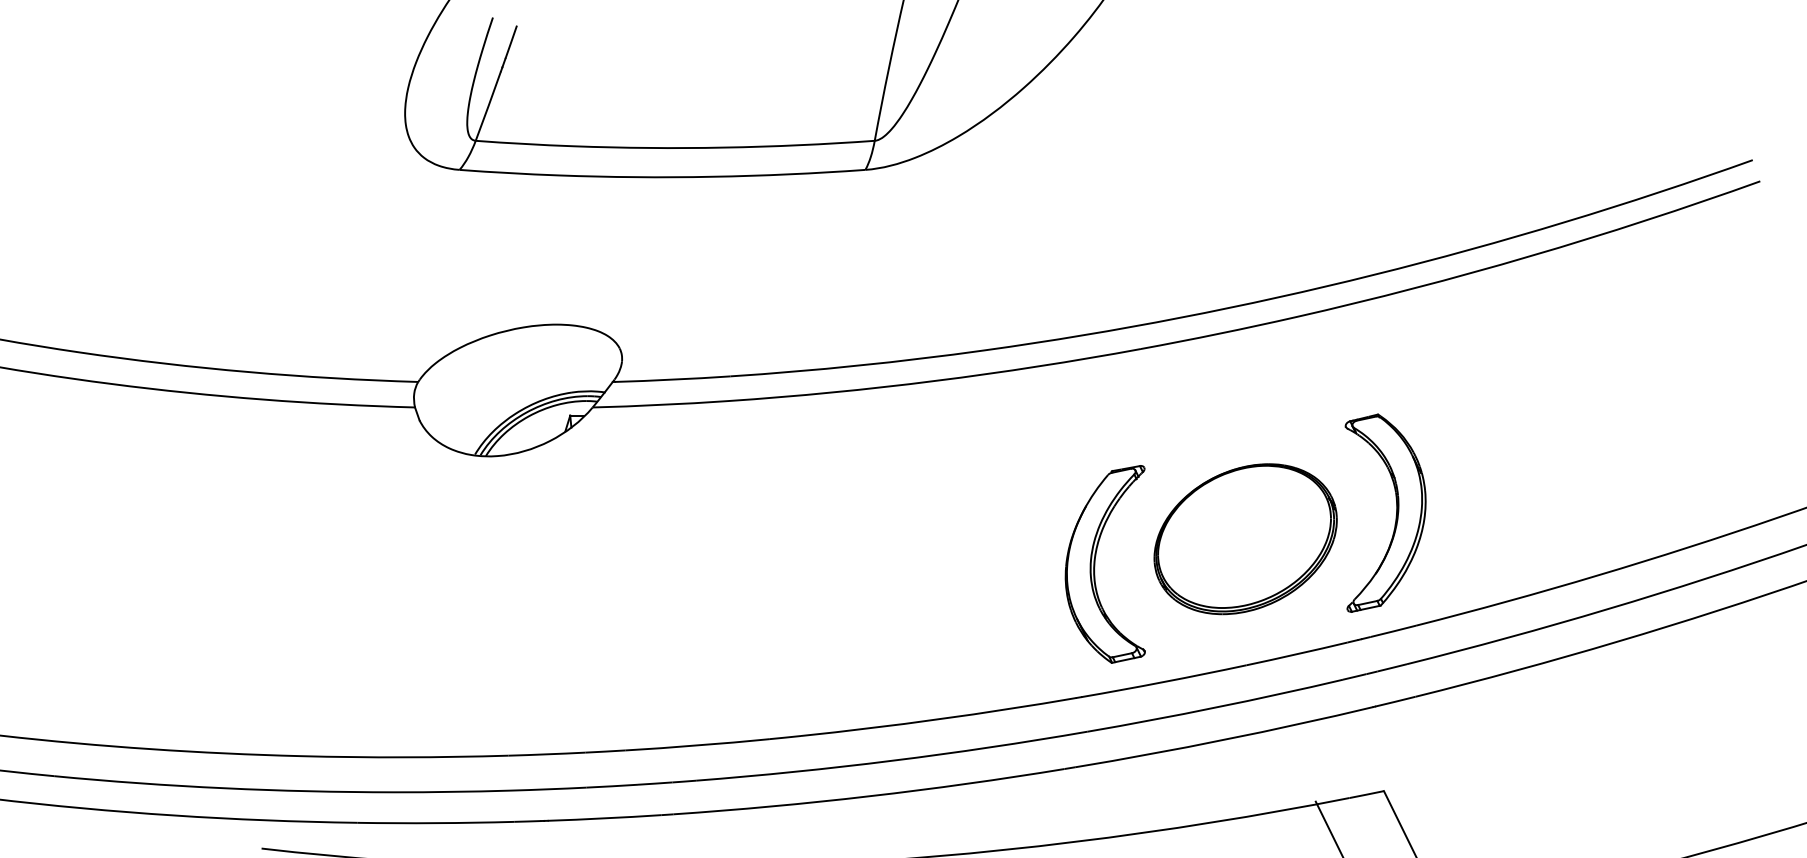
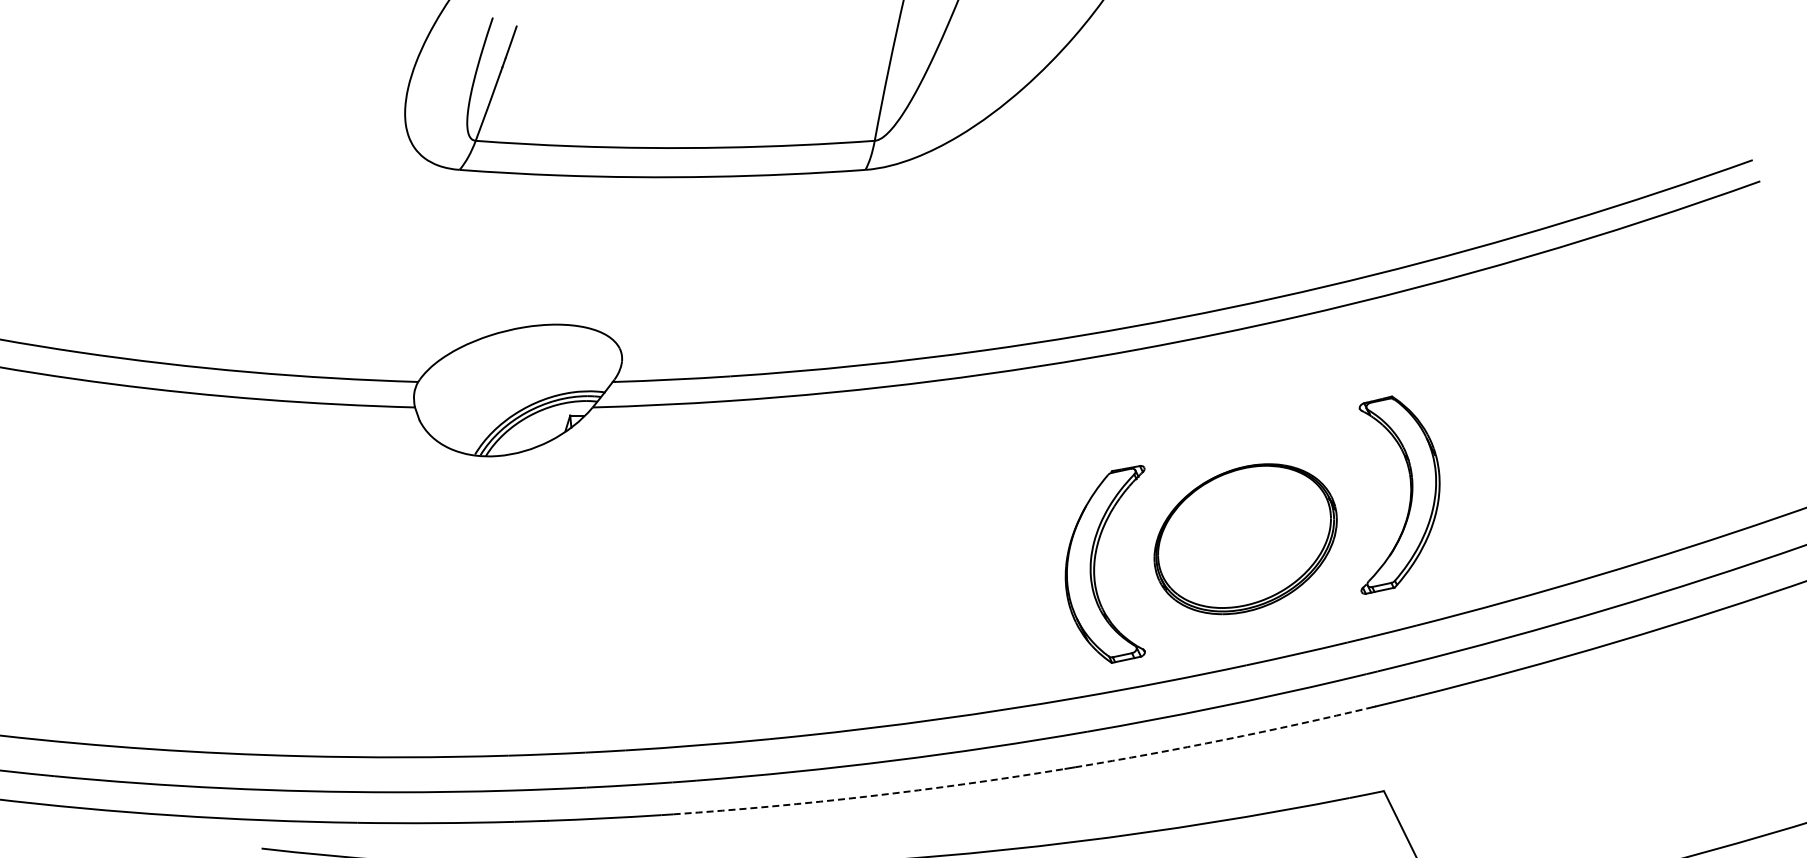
part position: (1395, 516) -> (1409, 498) (1409, 498)
arc: solid -> dashed (1224, 739)
arc: solid -> dashed (869, 796)
line: present -> none (1328, 827)
